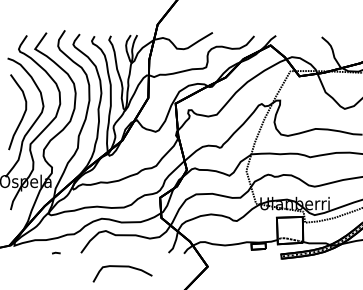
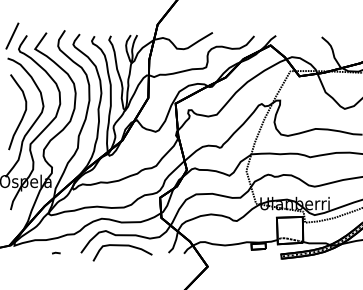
line: none -> present (12, 35)
curve position: (122, 267) -> (122, 246) (122, 246)
